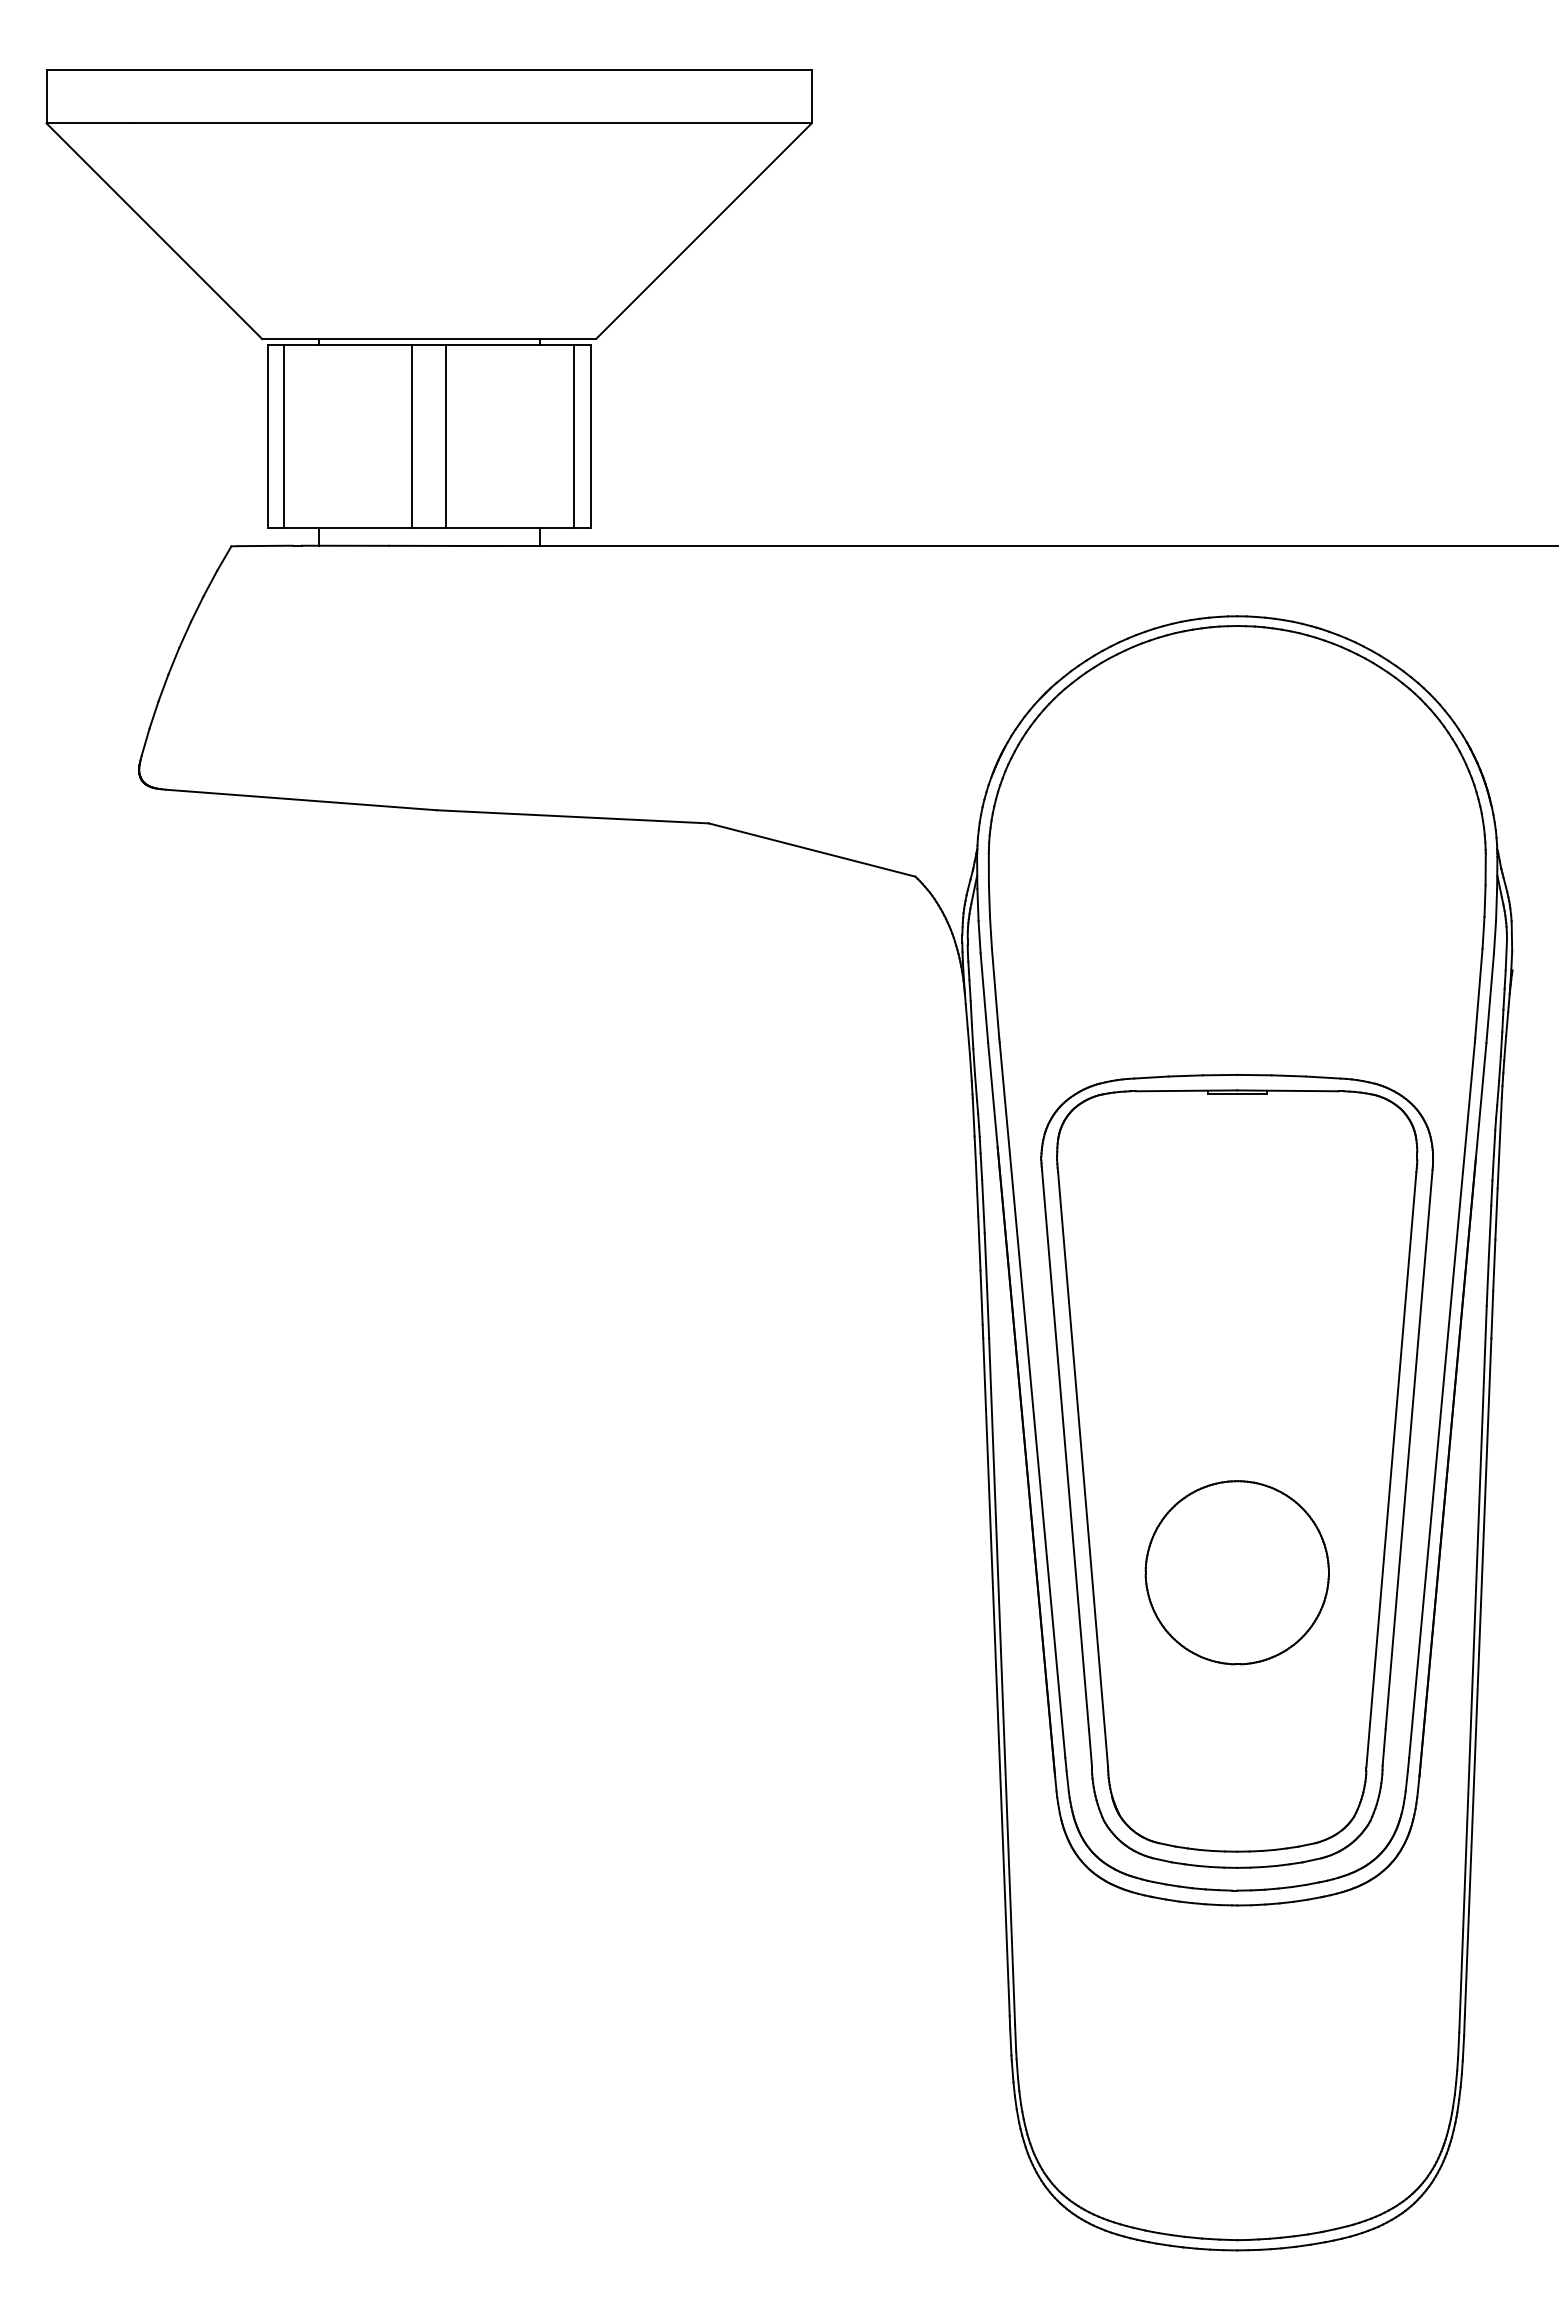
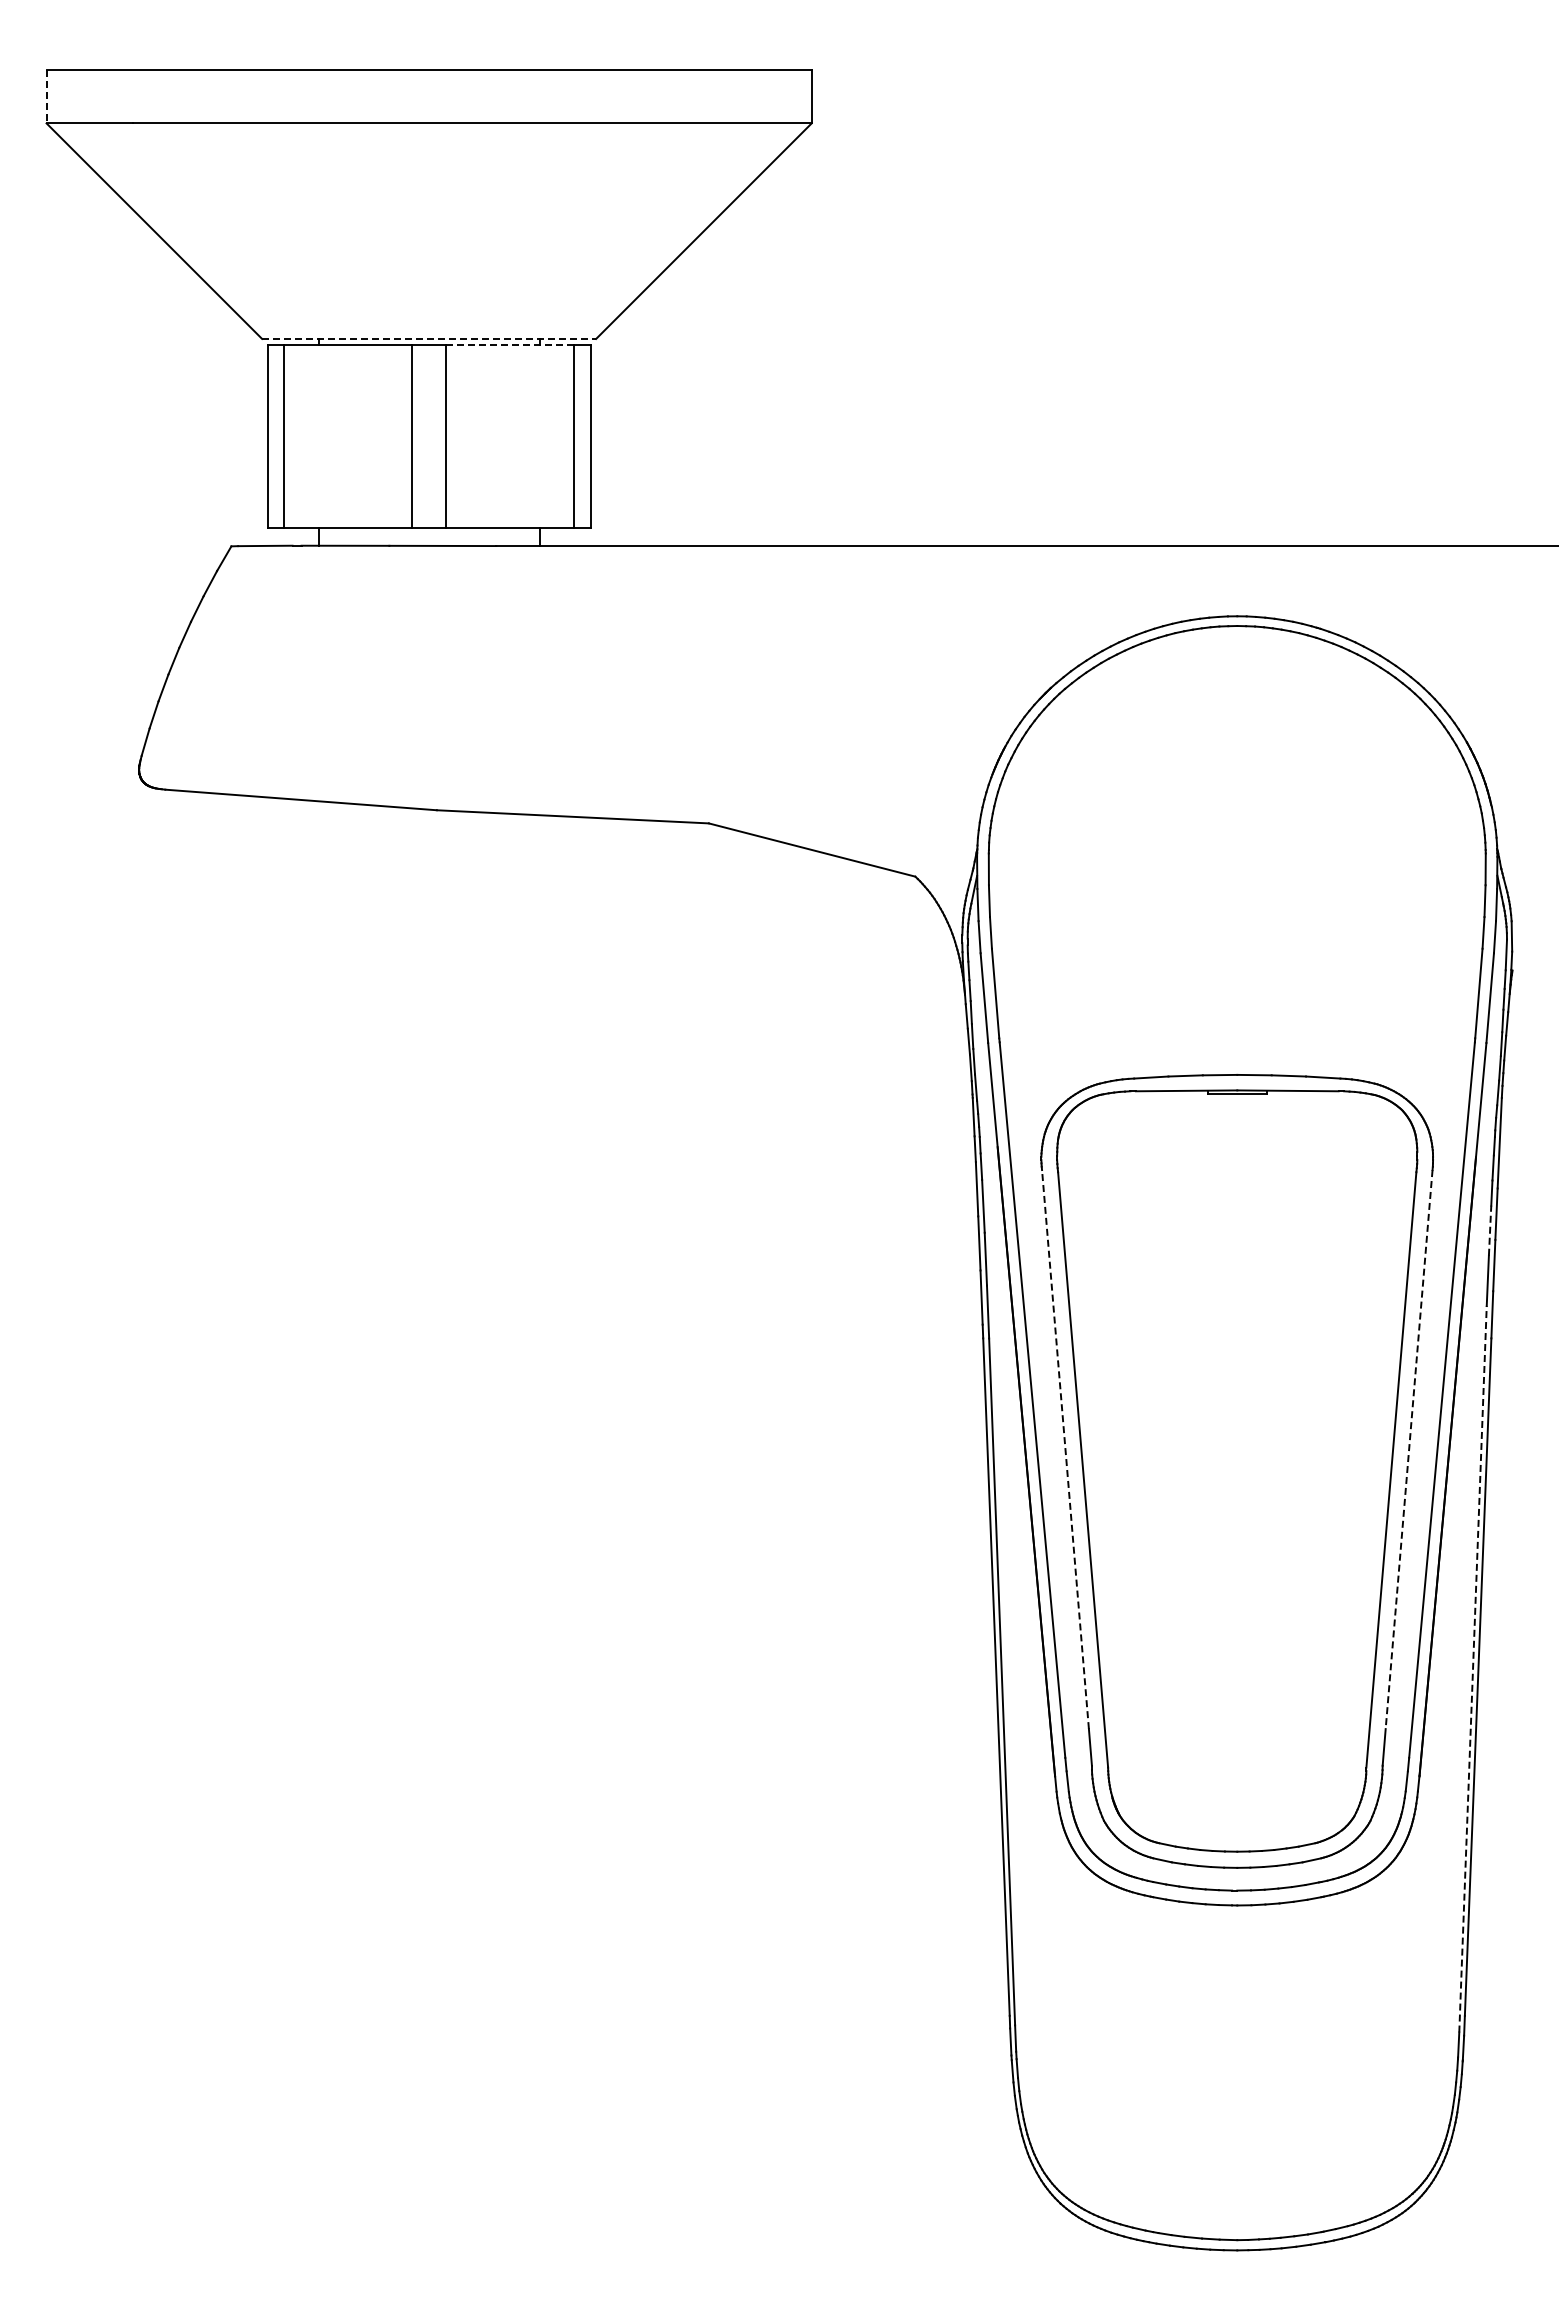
line: solid -> dashed (46, 96)
line: solid -> dashed (429, 338)
line: solid -> dashed (510, 344)
line: solid -> dashed (1490, 1230)
line: solid -> dashed (1065, 1449)
line: solid -> dashed (1409, 1450)
part: present -> none (1236, 1572)
line: solid -> dashed (1473, 1669)
